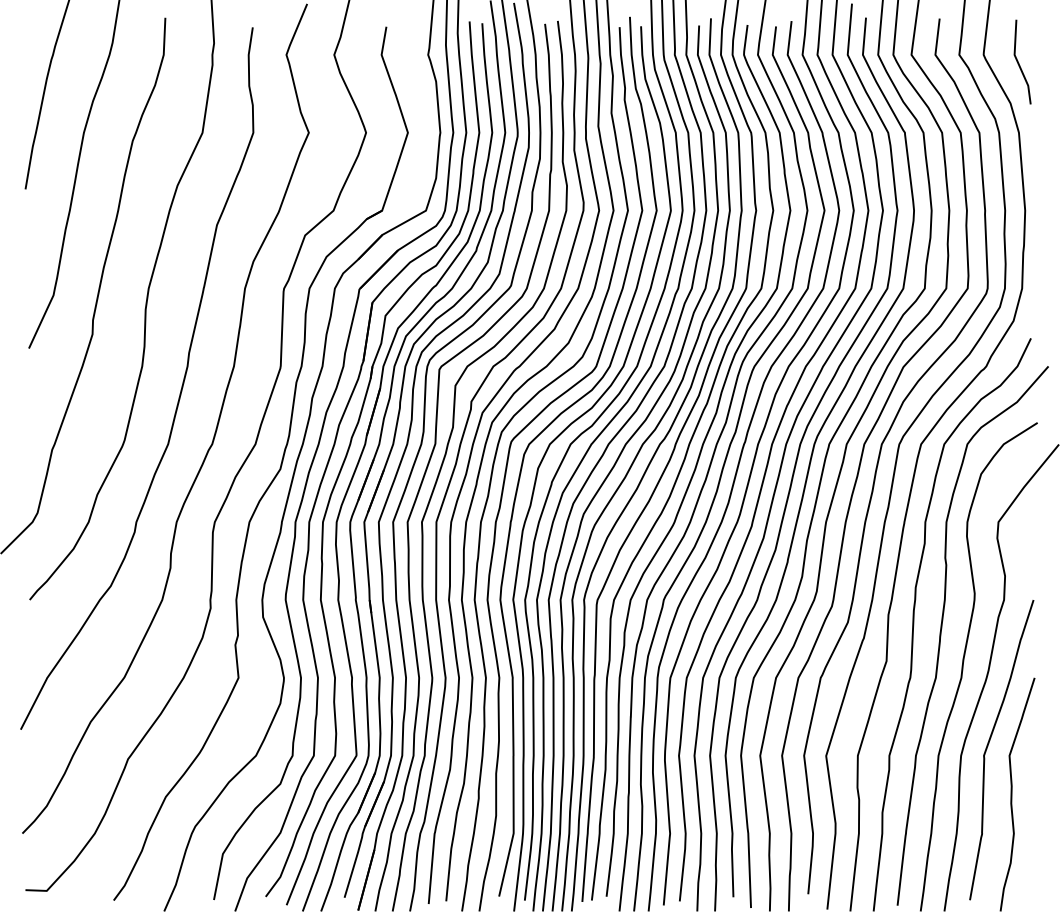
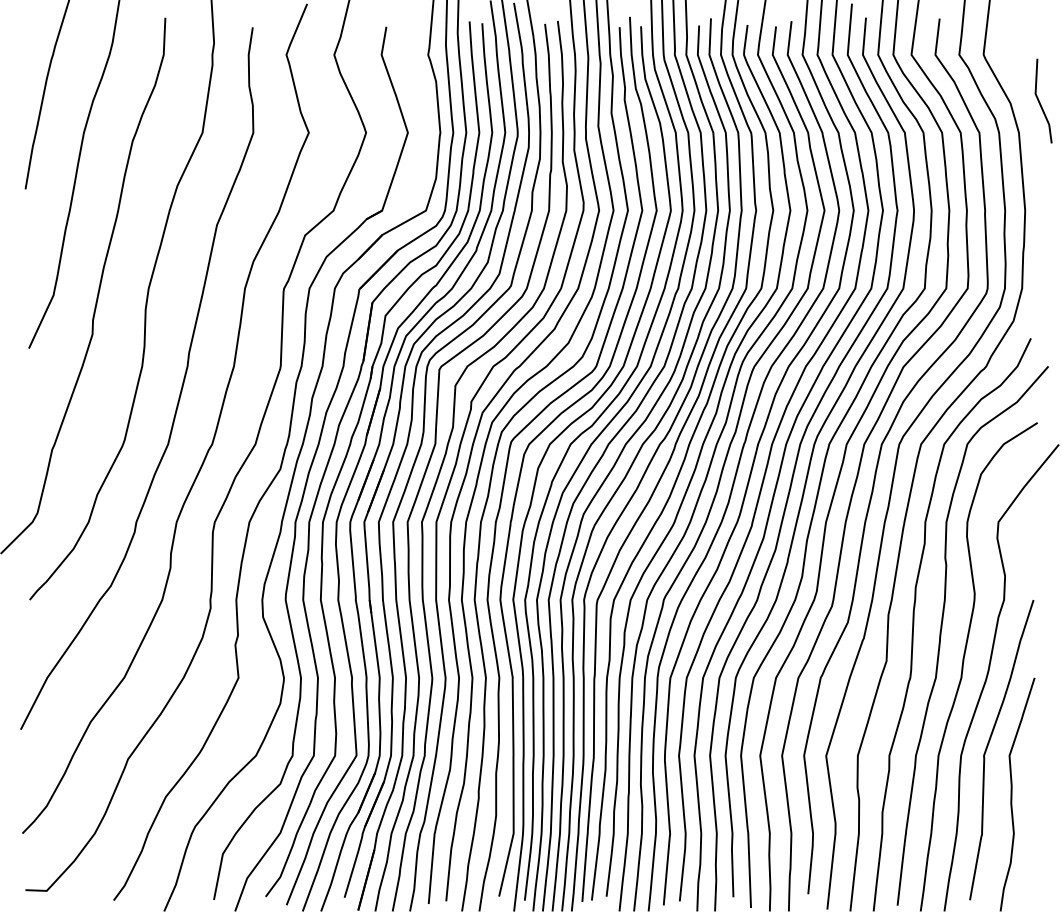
line position: (1019, 63) -> (1040, 102) (1040, 102)
